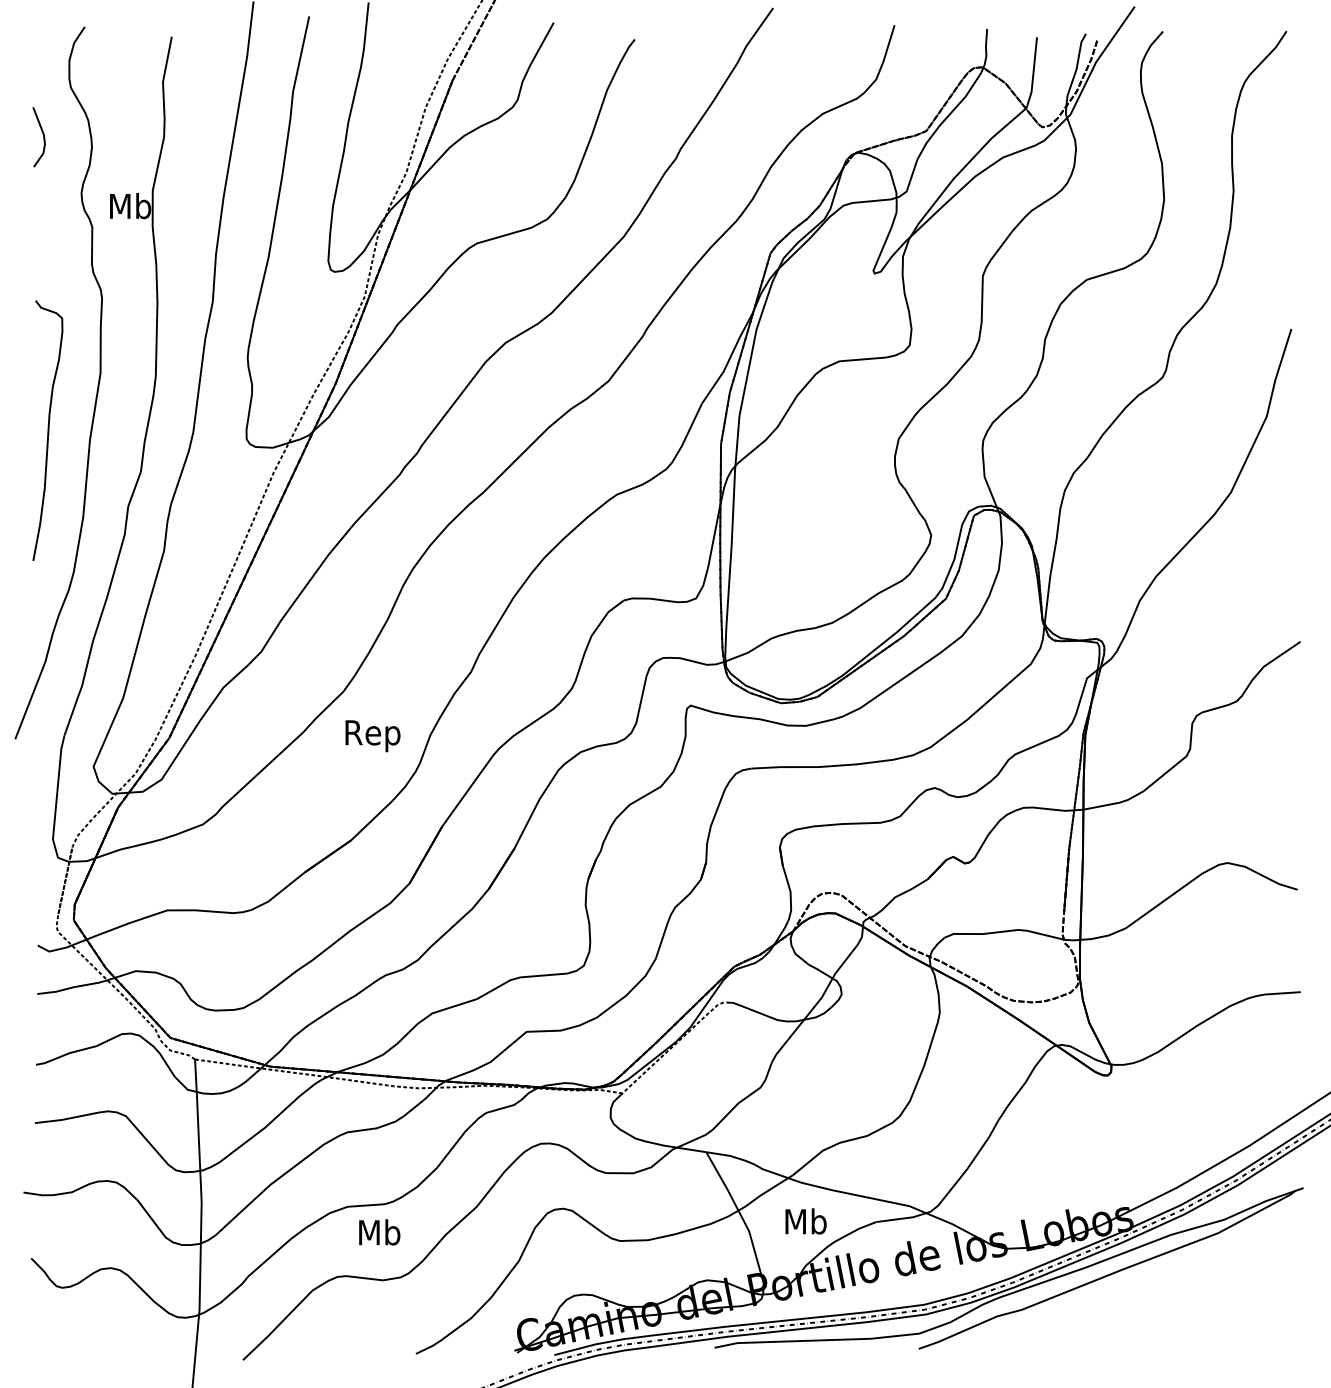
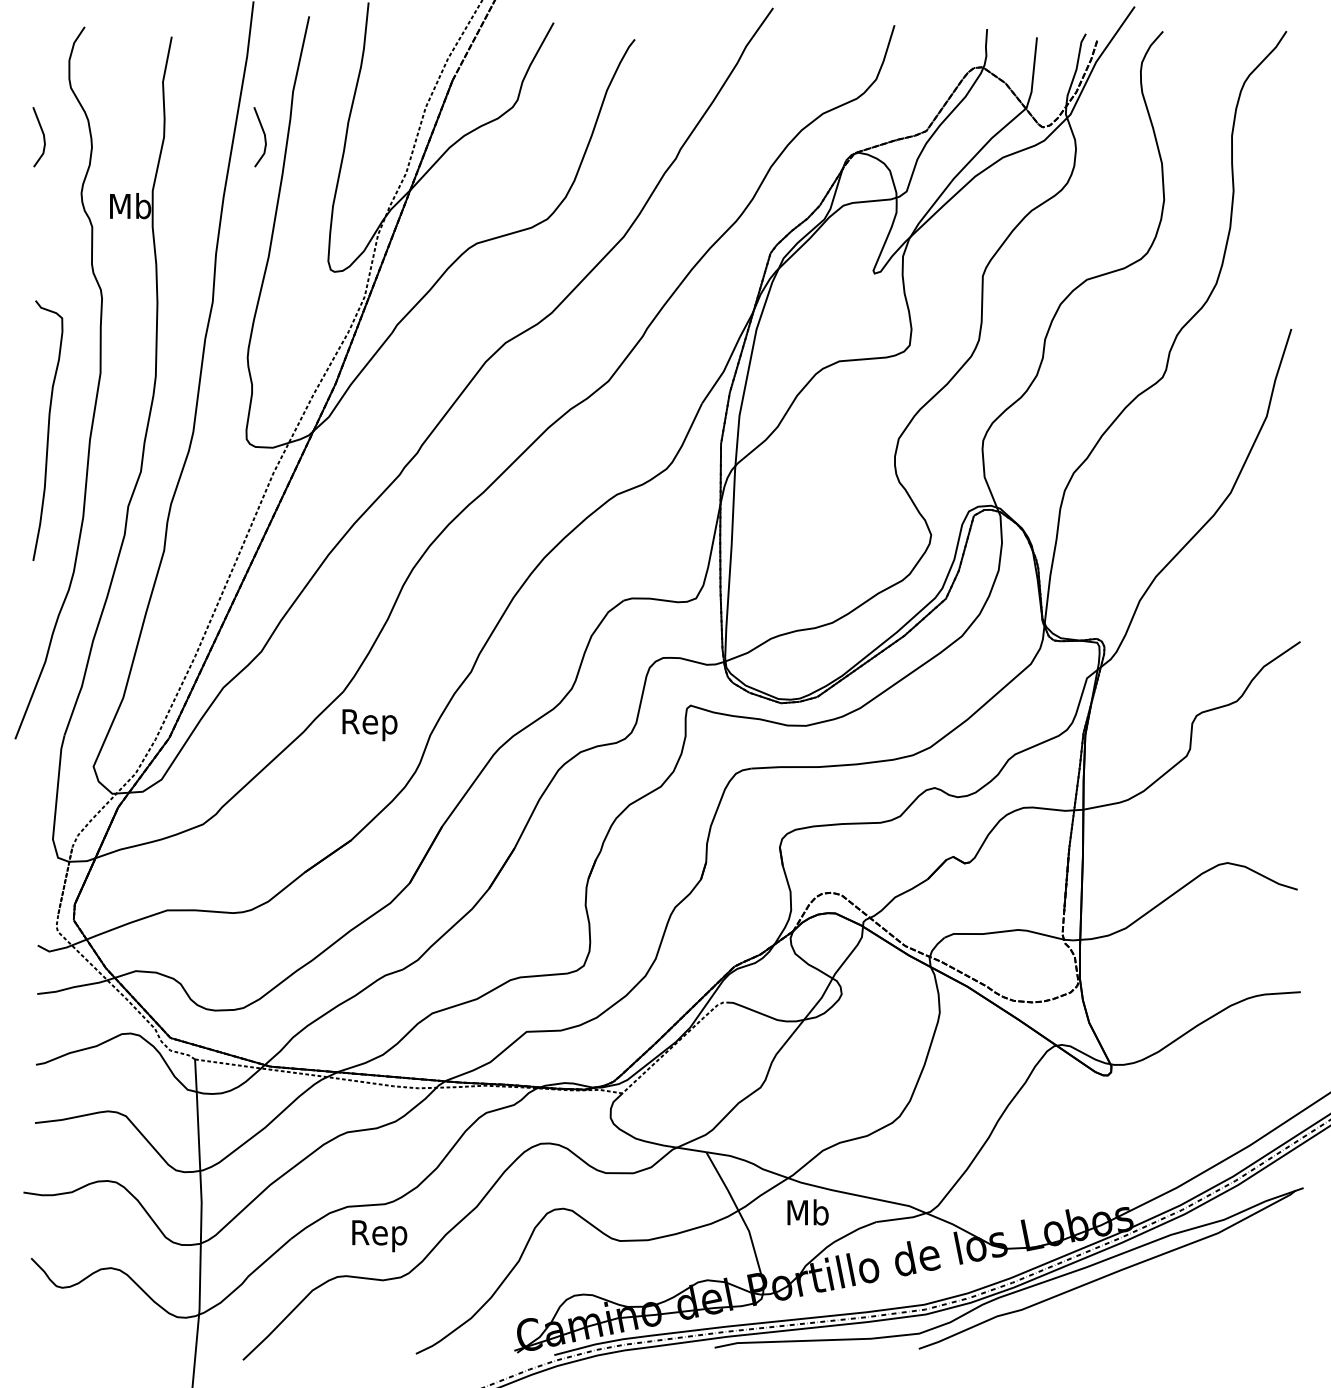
line: none -> present (263, 134)
text position: (372, 736) -> (369, 725) (369, 725)
text position: (805, 1221) -> (807, 1212) (807, 1212)
text: Mb -> Rep (379, 1235)
